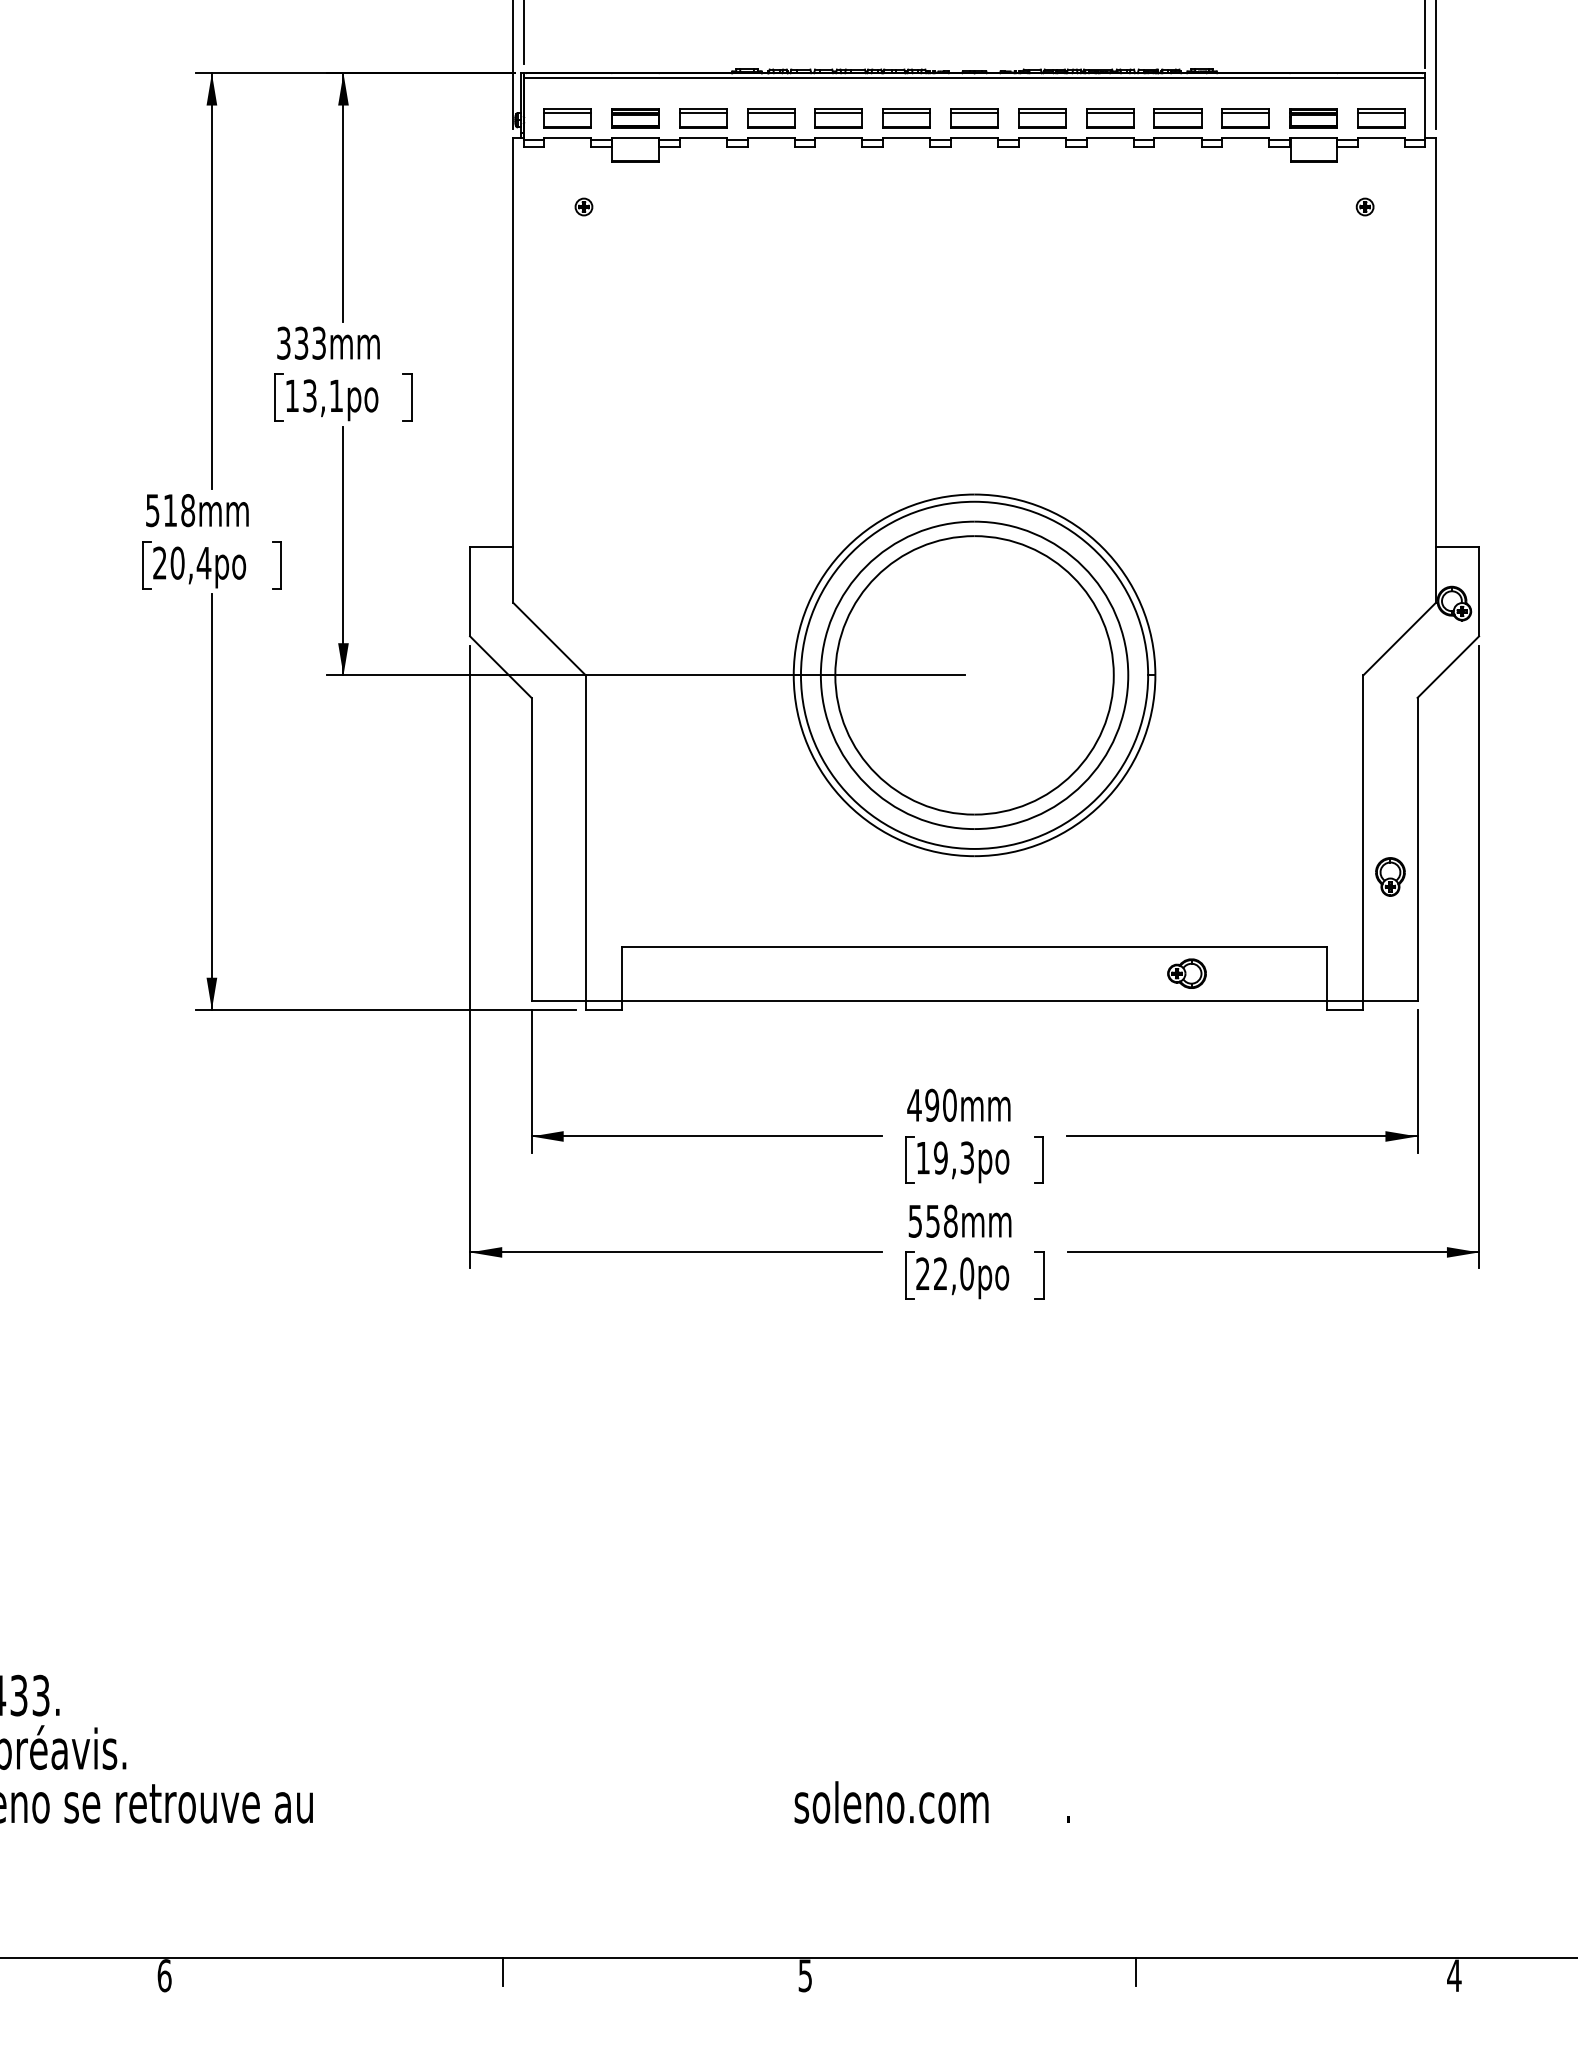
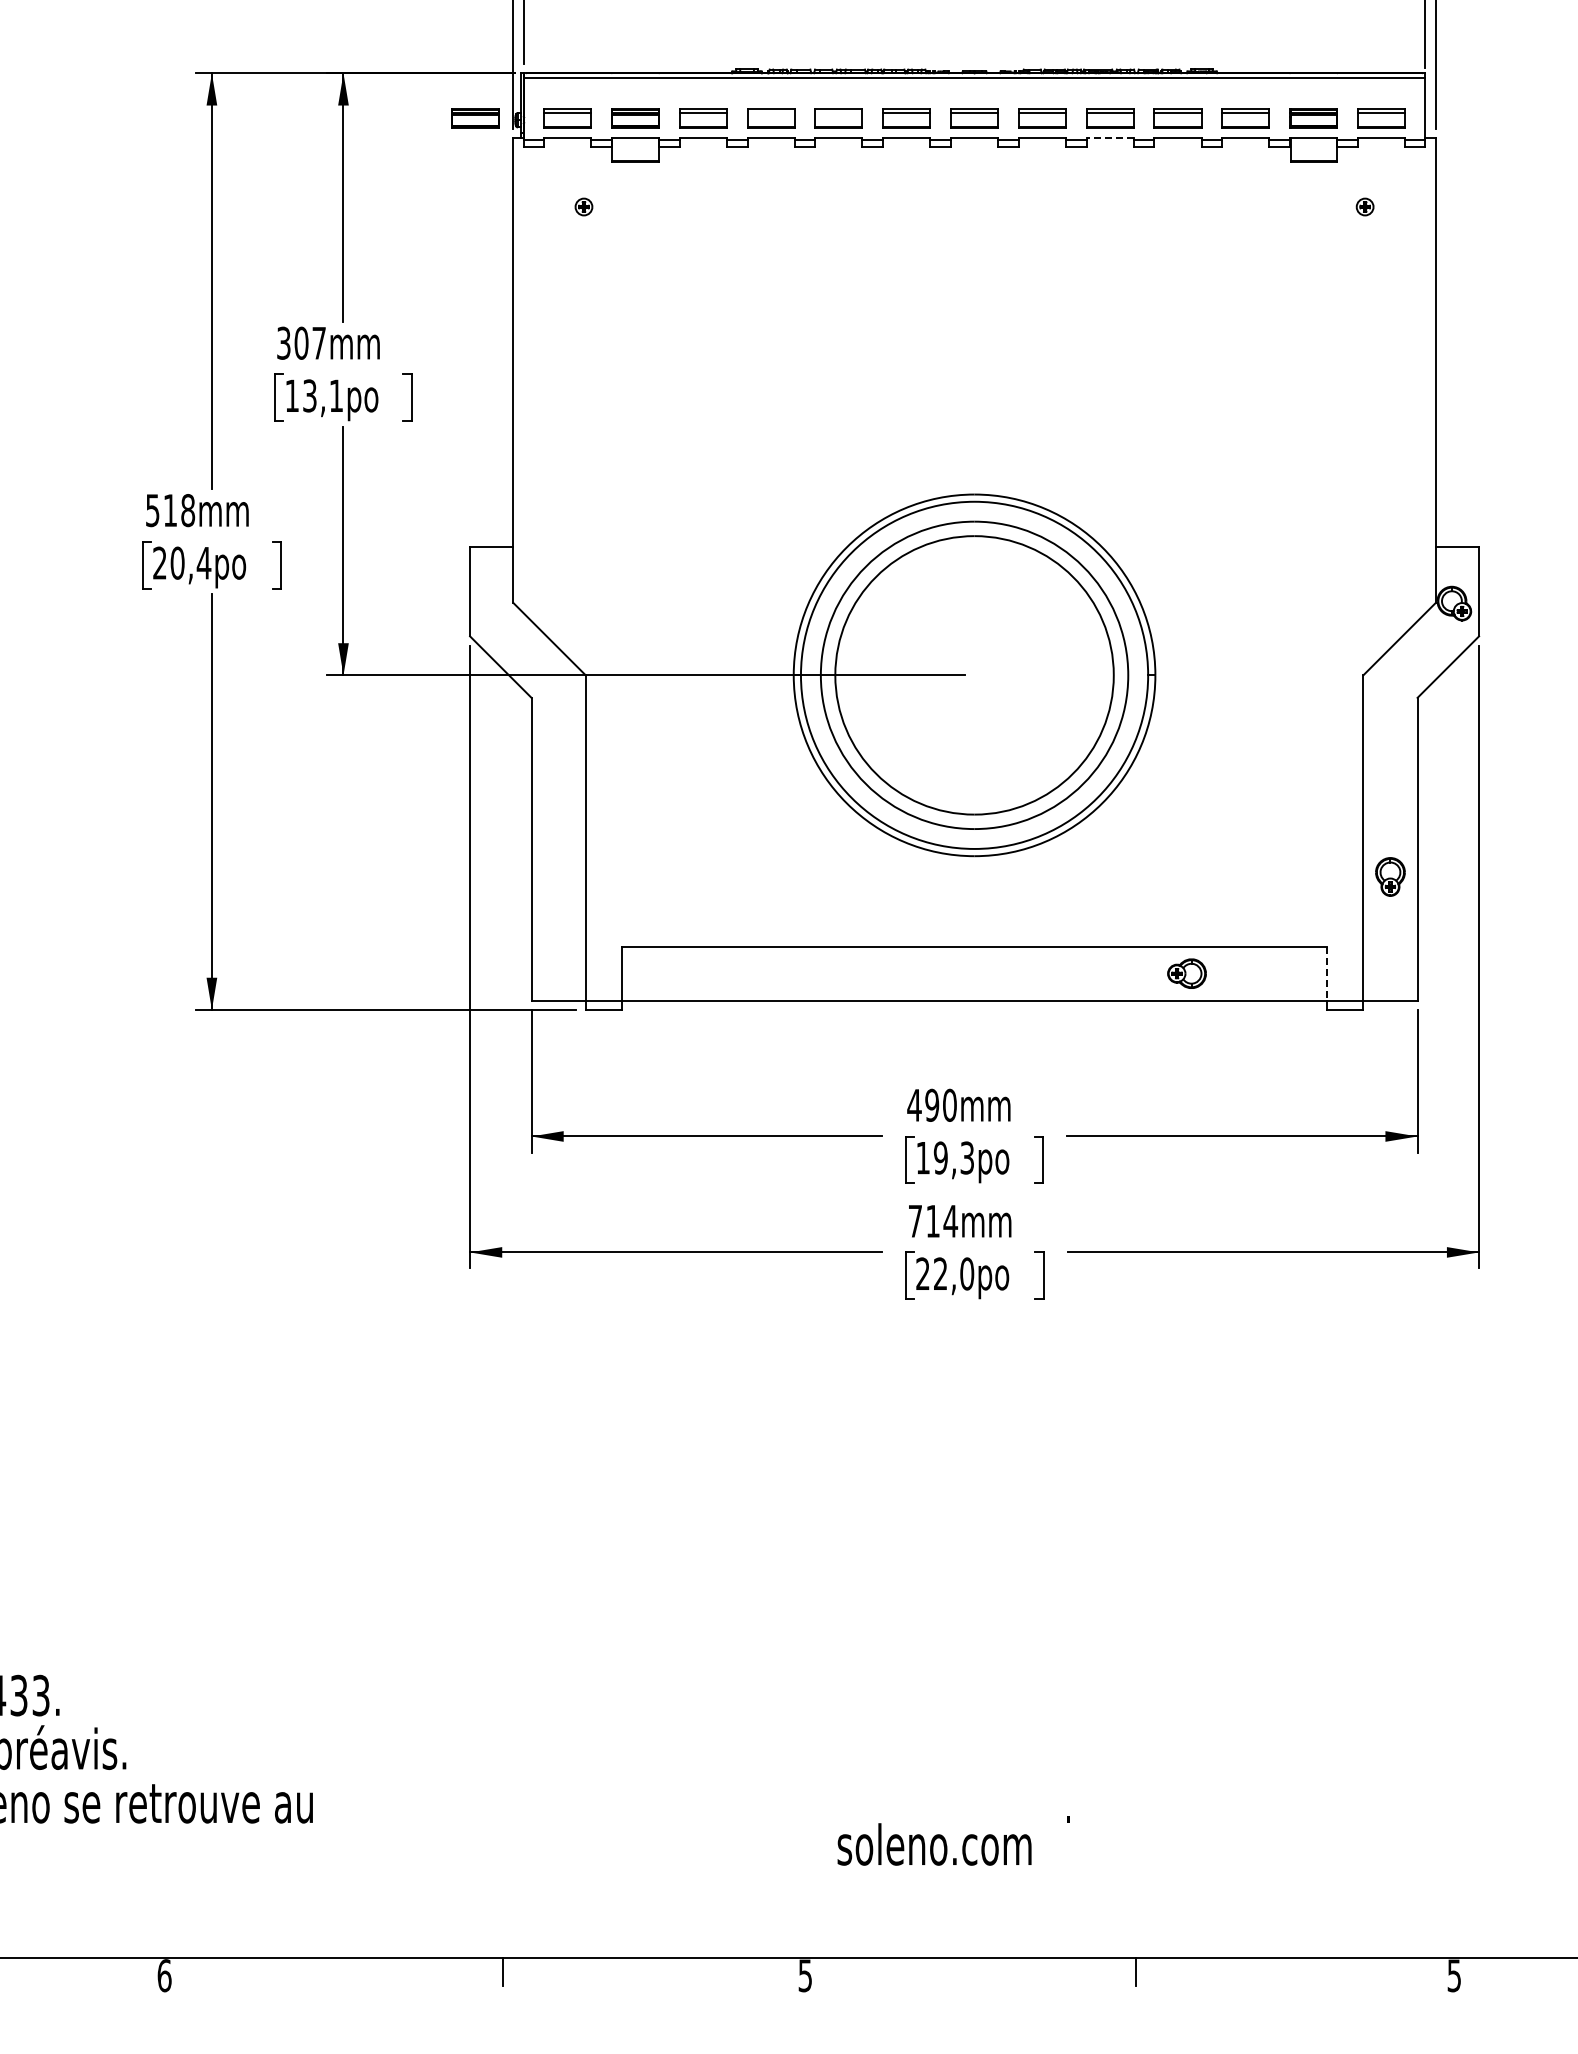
line: present -> none (770, 113)
line: present -> none (838, 113)
part: none -> present (475, 118)
line: solid -> dashed (1110, 138)
text: 333mm -> 307mm (309, 342)
line: solid -> dashed (1327, 974)
text: 558mm -> 714mm (933, 1220)
text position: (891, 1802) -> (934, 1844) (934, 1844)
text: 4 -> 5 (1454, 1975)
